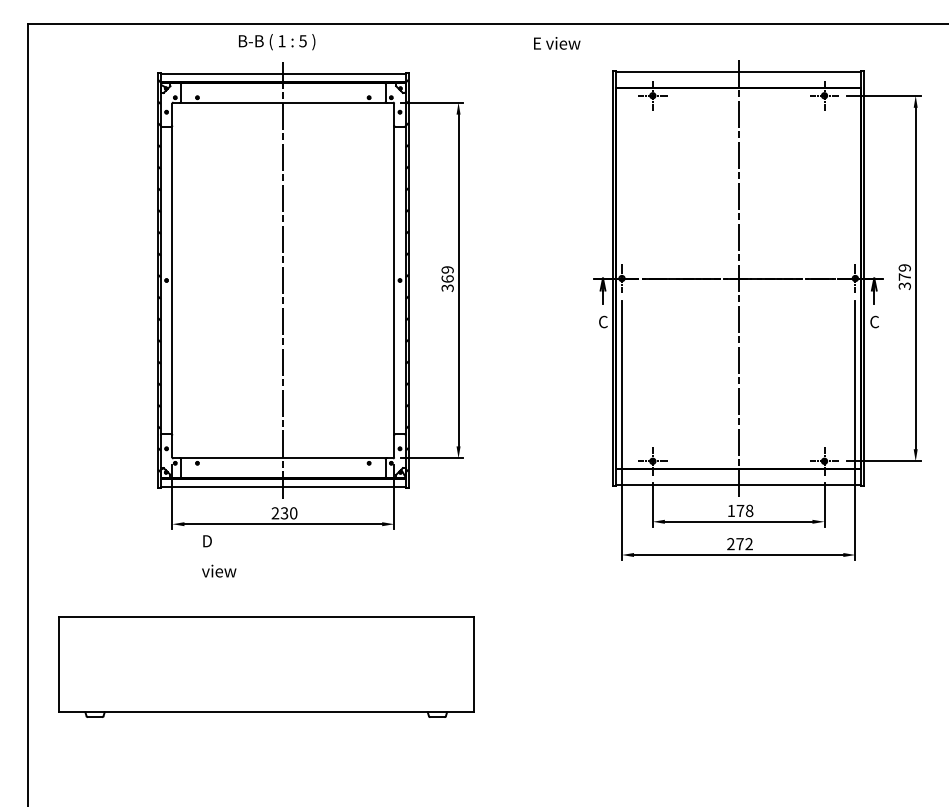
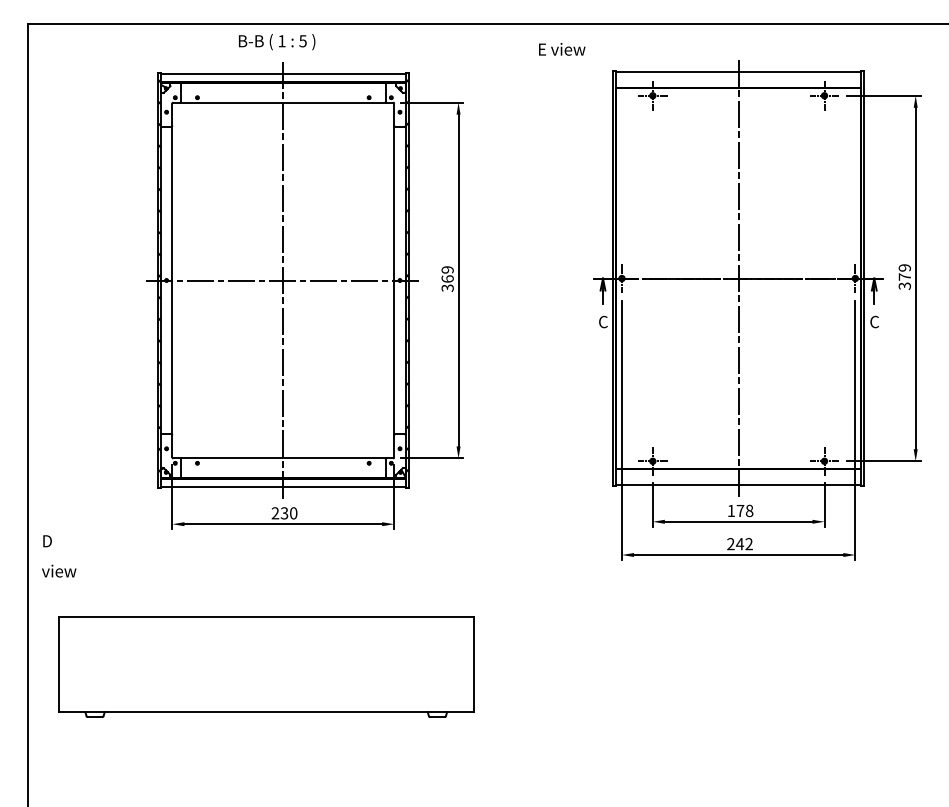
text position: (557, 43) -> (562, 49) (562, 49)
line: none -> present (282, 280)
text: 272 -> 242 (739, 544)
text position: (219, 556) -> (59, 556) (59, 556)
